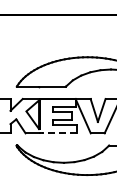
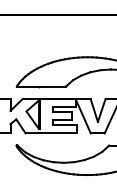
line: dashed -> solid (59, 133)
